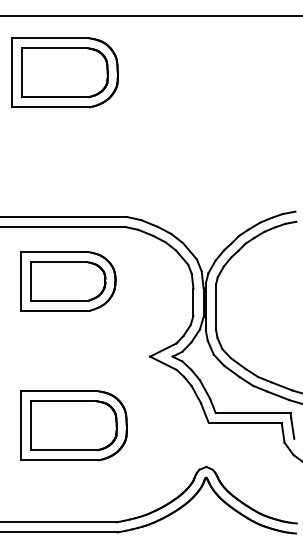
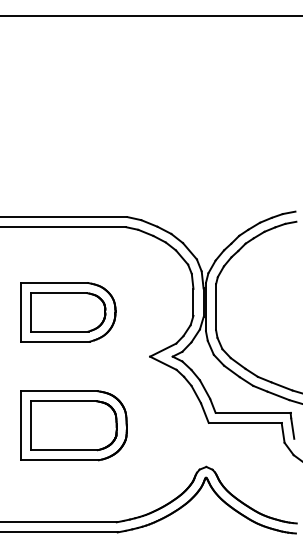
part: present -> none (64, 72)
part position: (68, 281) -> (68, 312) (68, 312)
